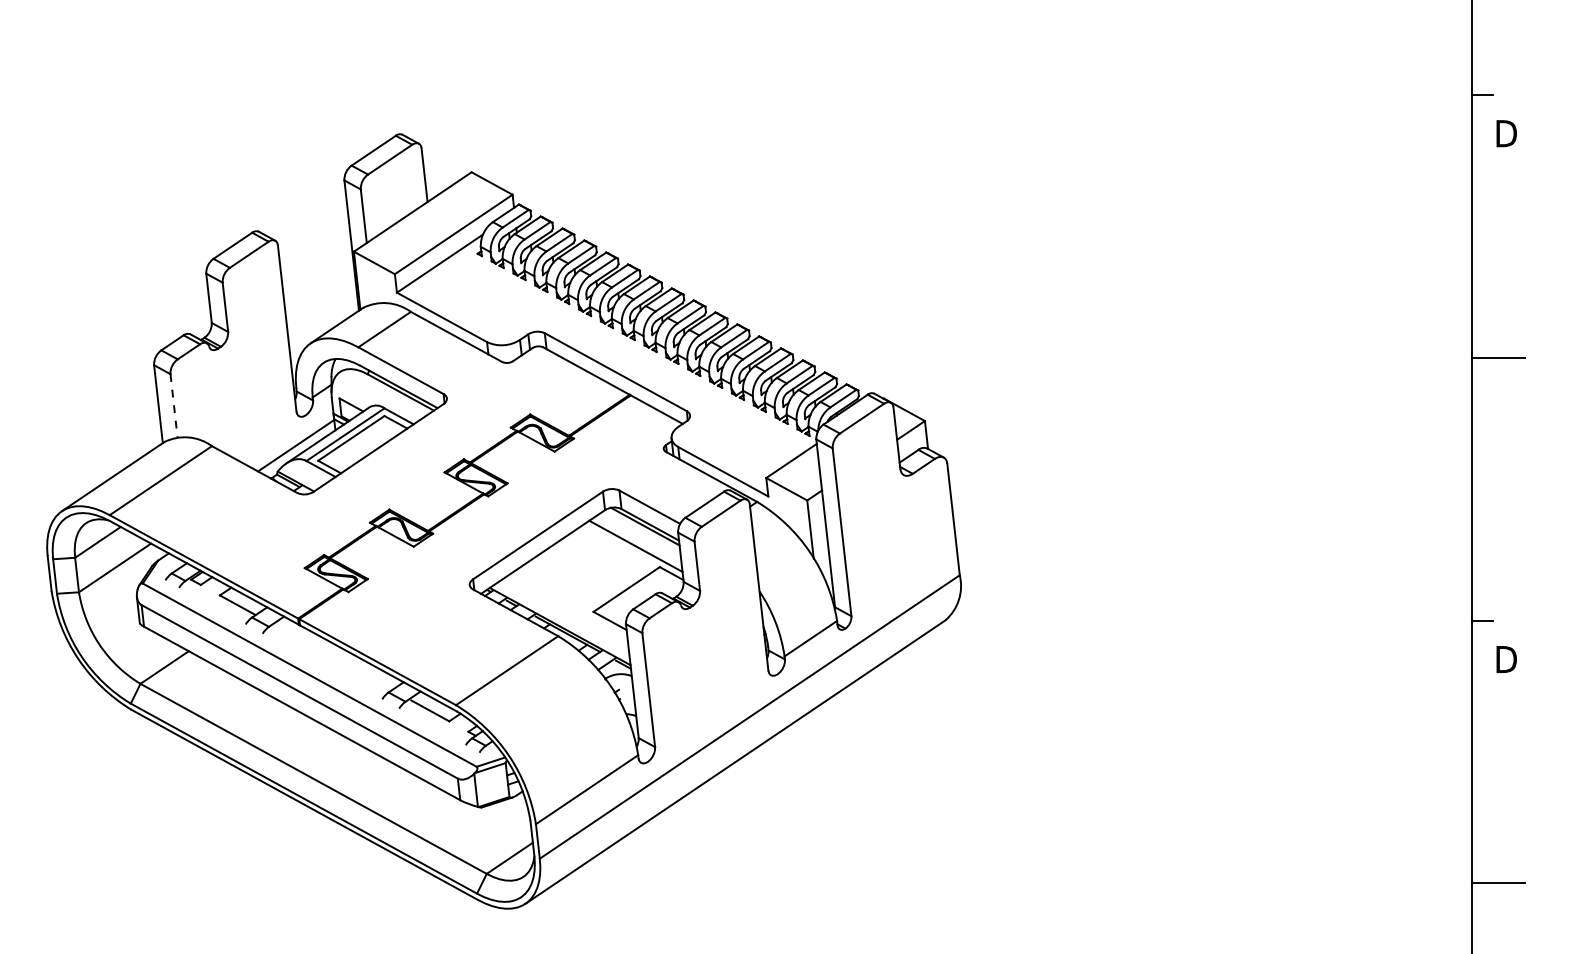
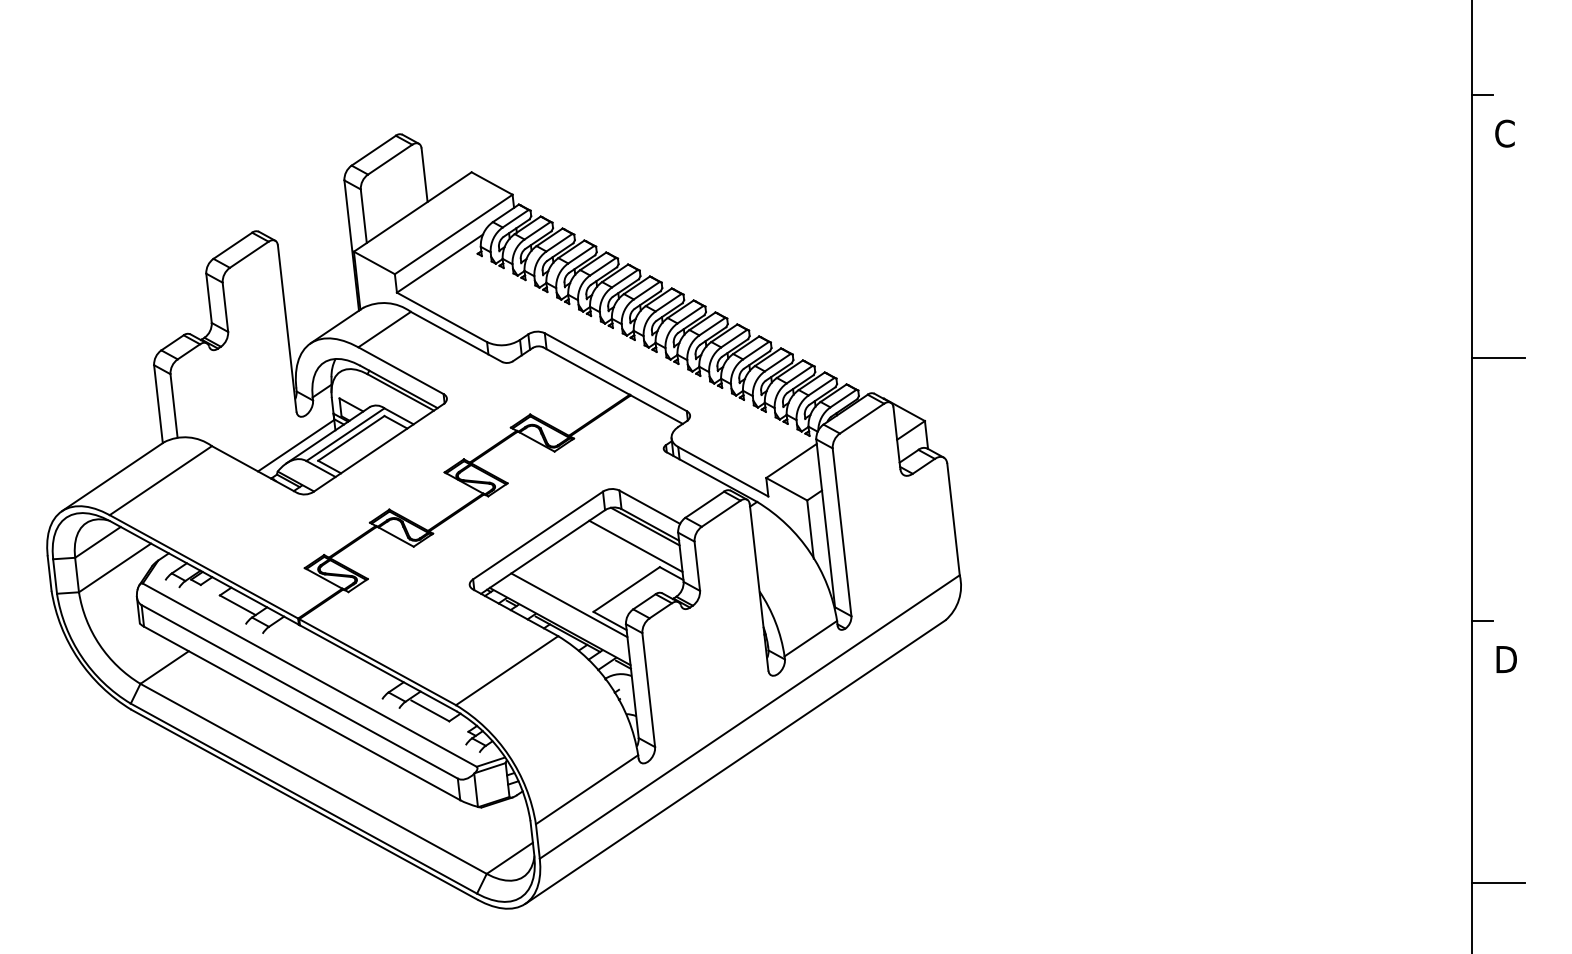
text: D -> C (1505, 133)
line: dashed -> solid (174, 405)
line: none -> present (569, 605)
